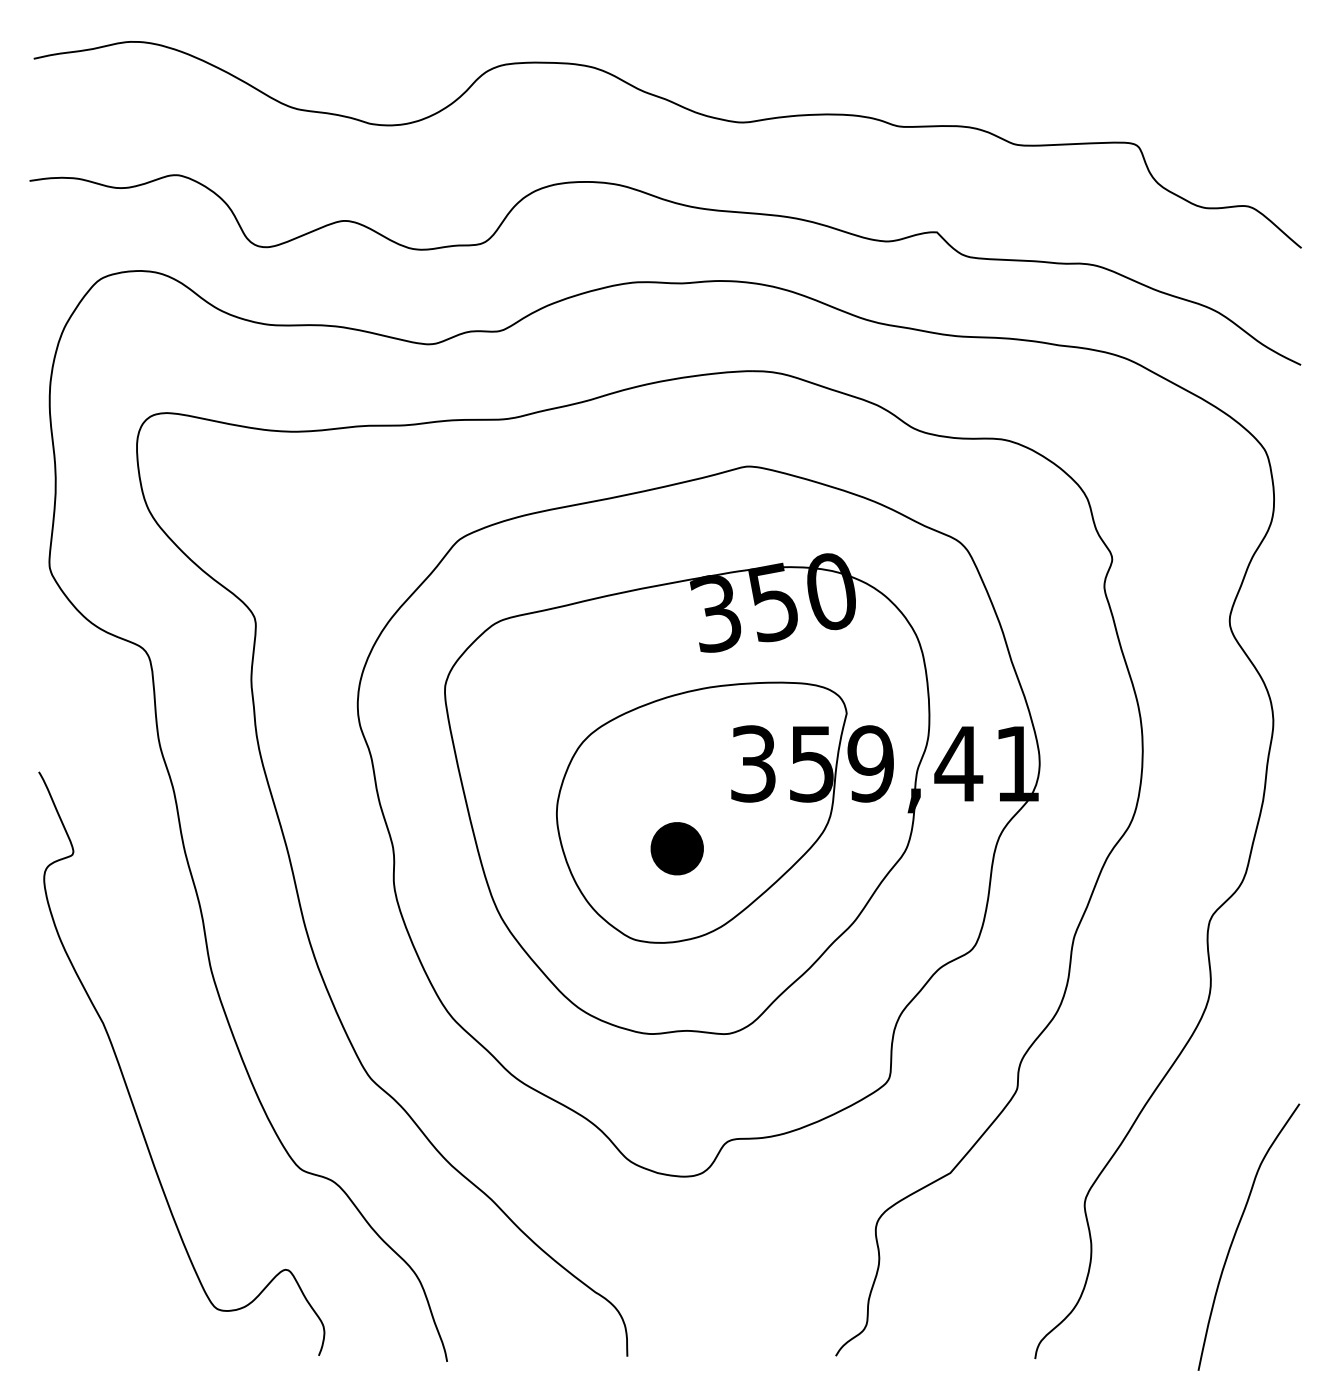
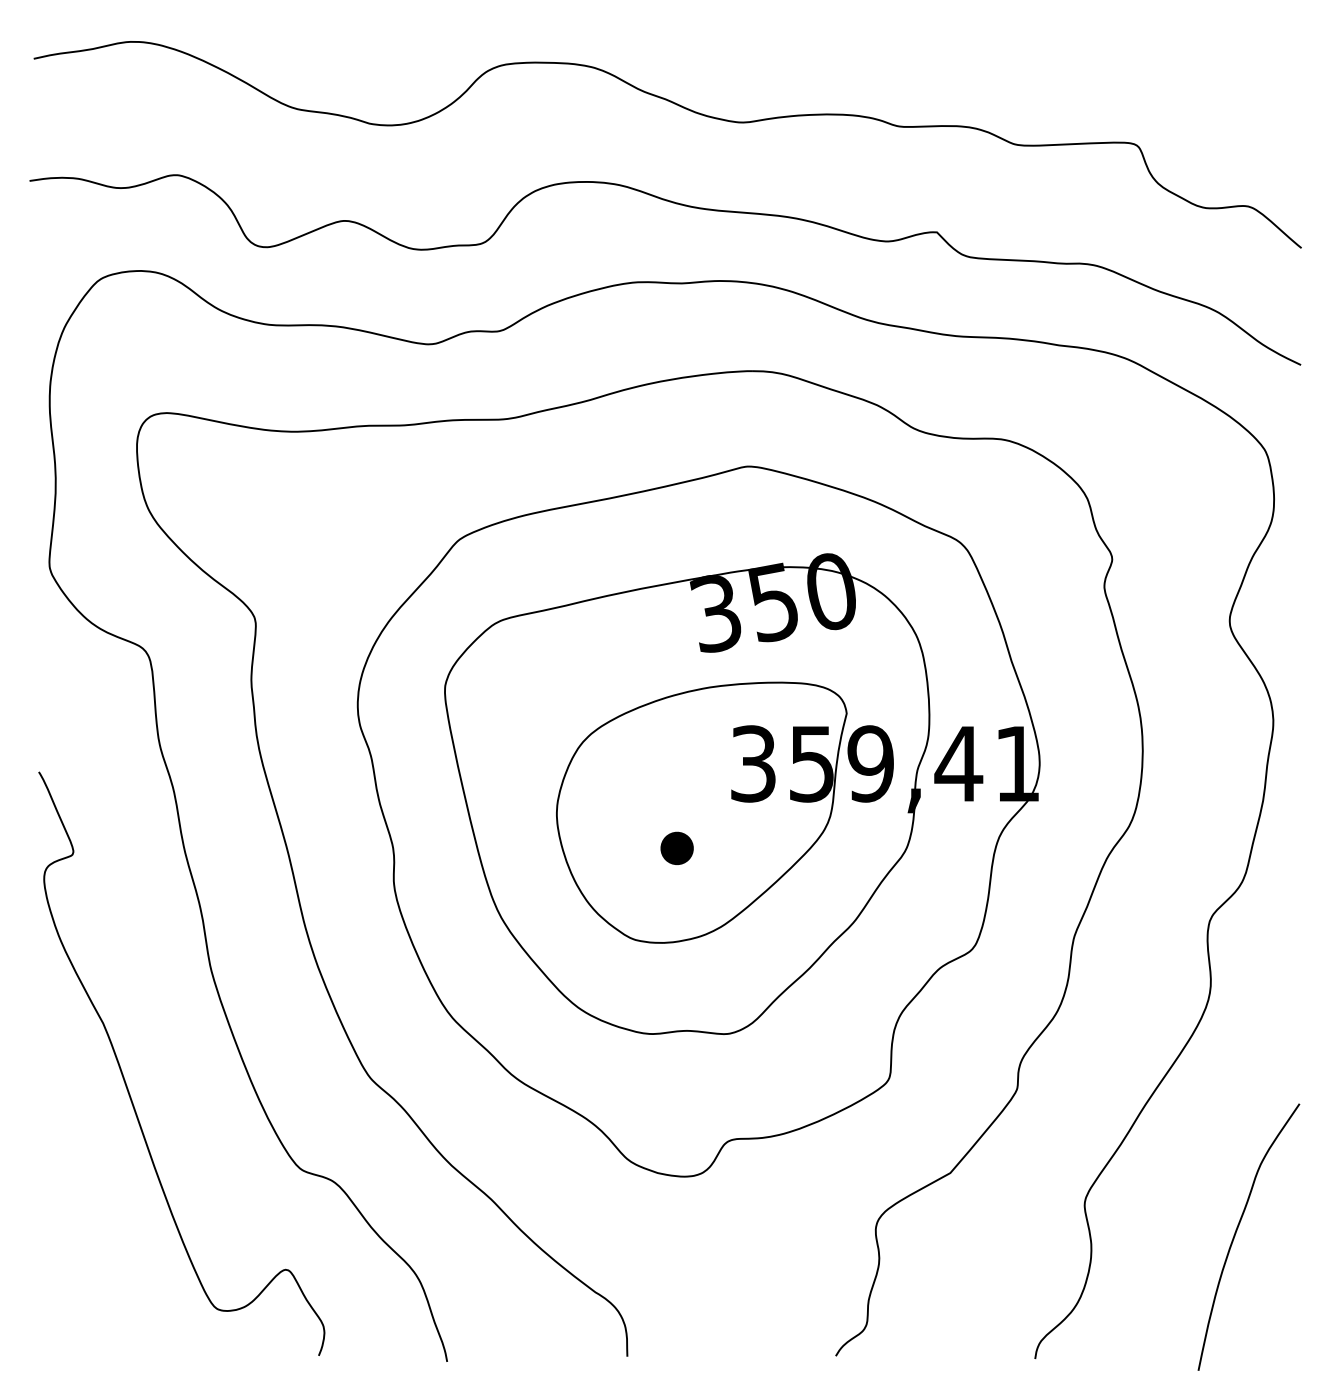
part size: 54x54 px -> 34x34 px (676, 847)
